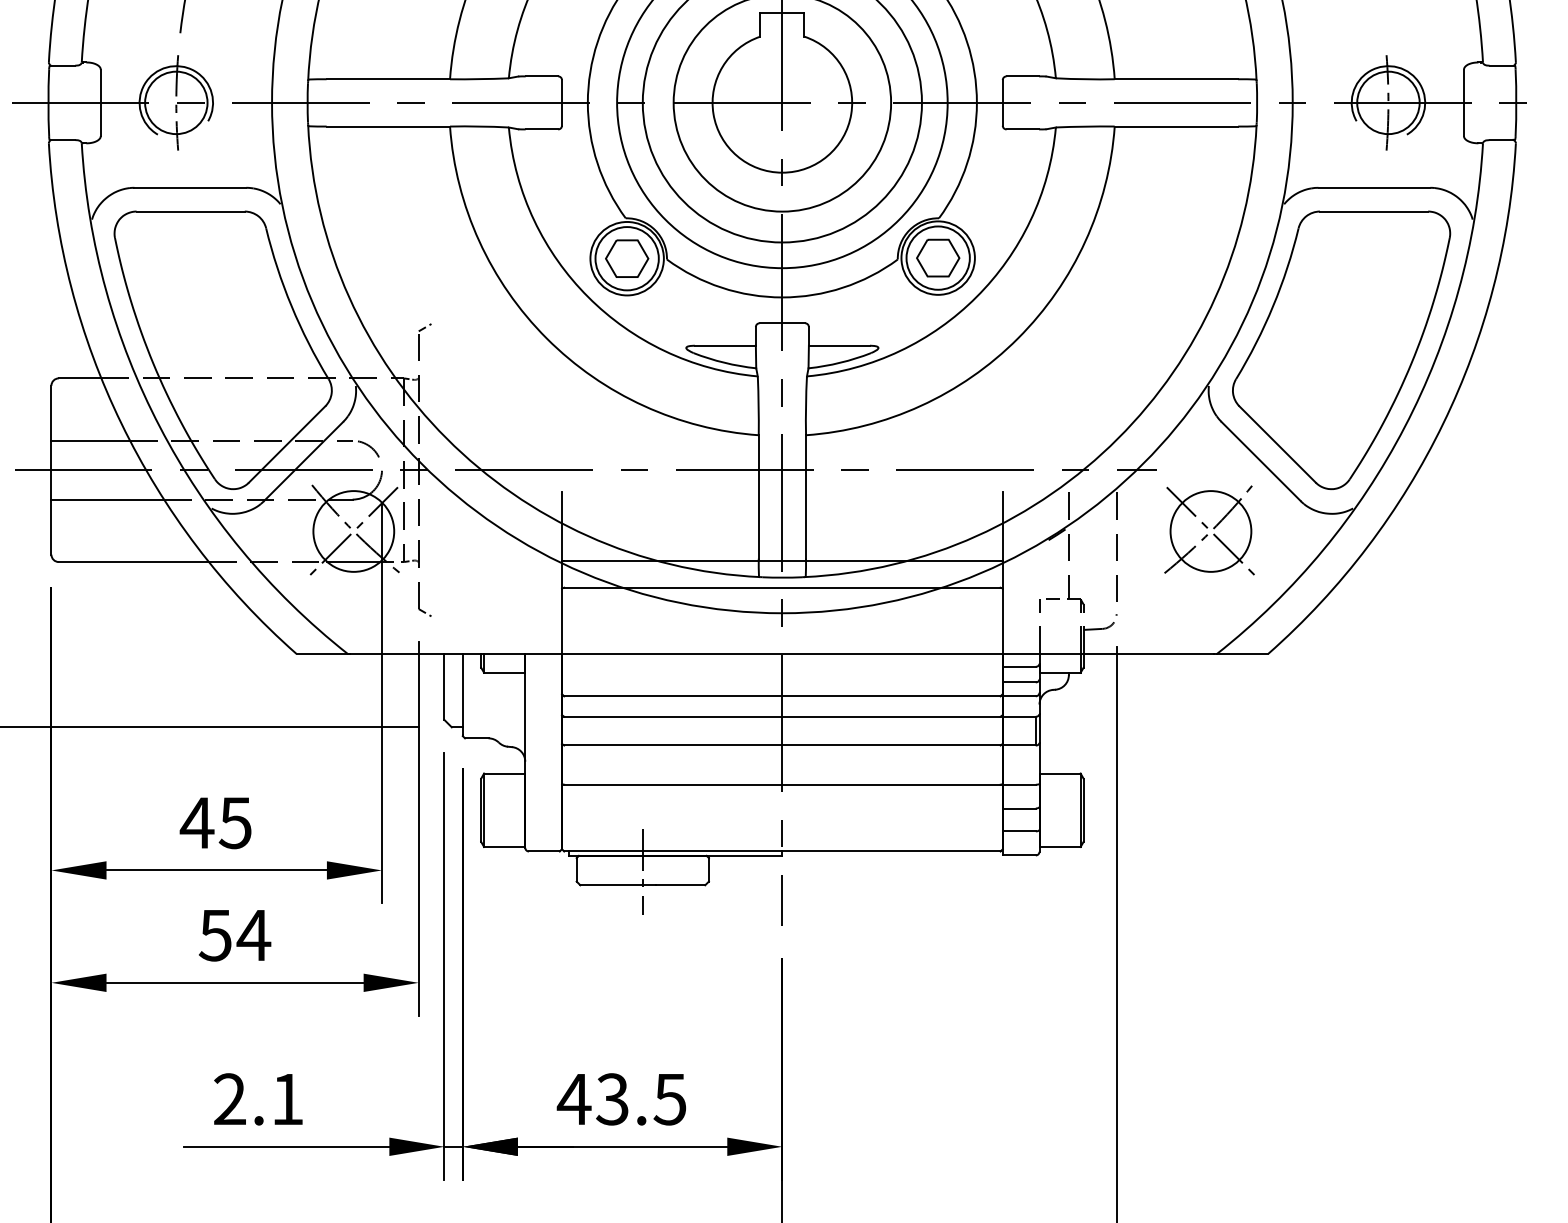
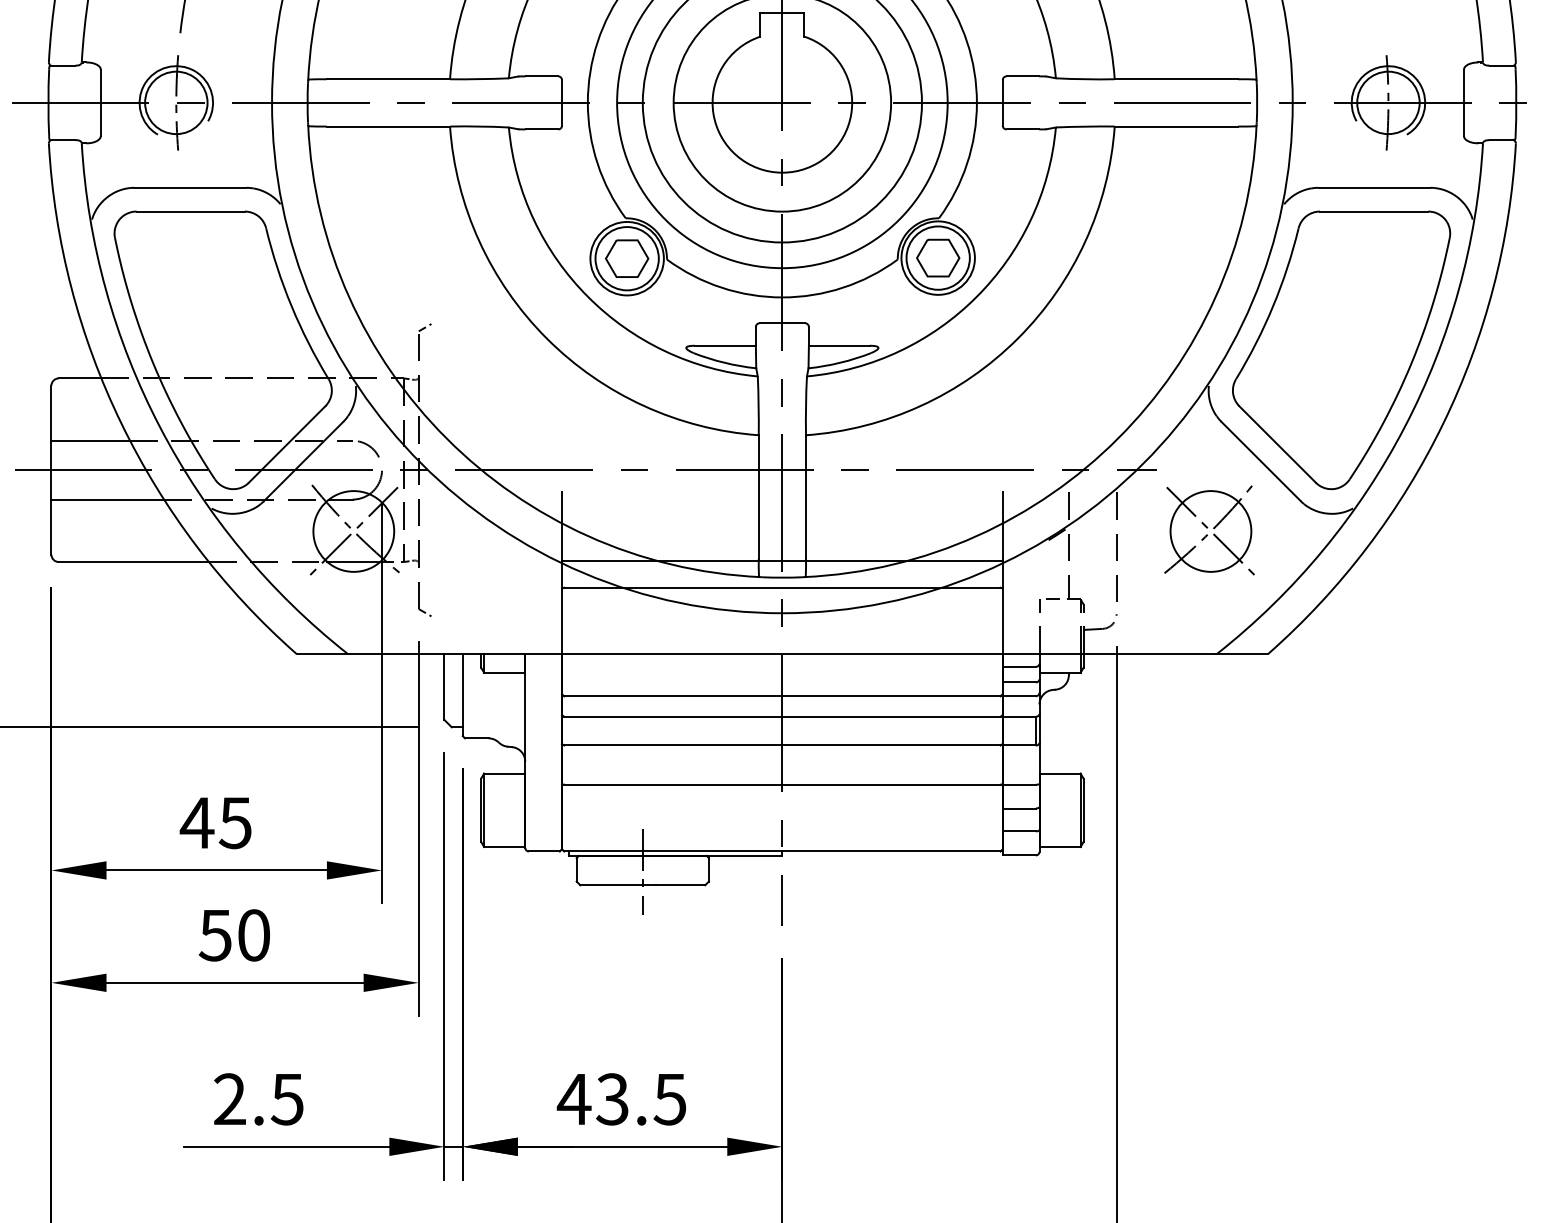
text: 54 -> 50 (253, 935)
text: 2.1 -> 2.5 (286, 1099)
